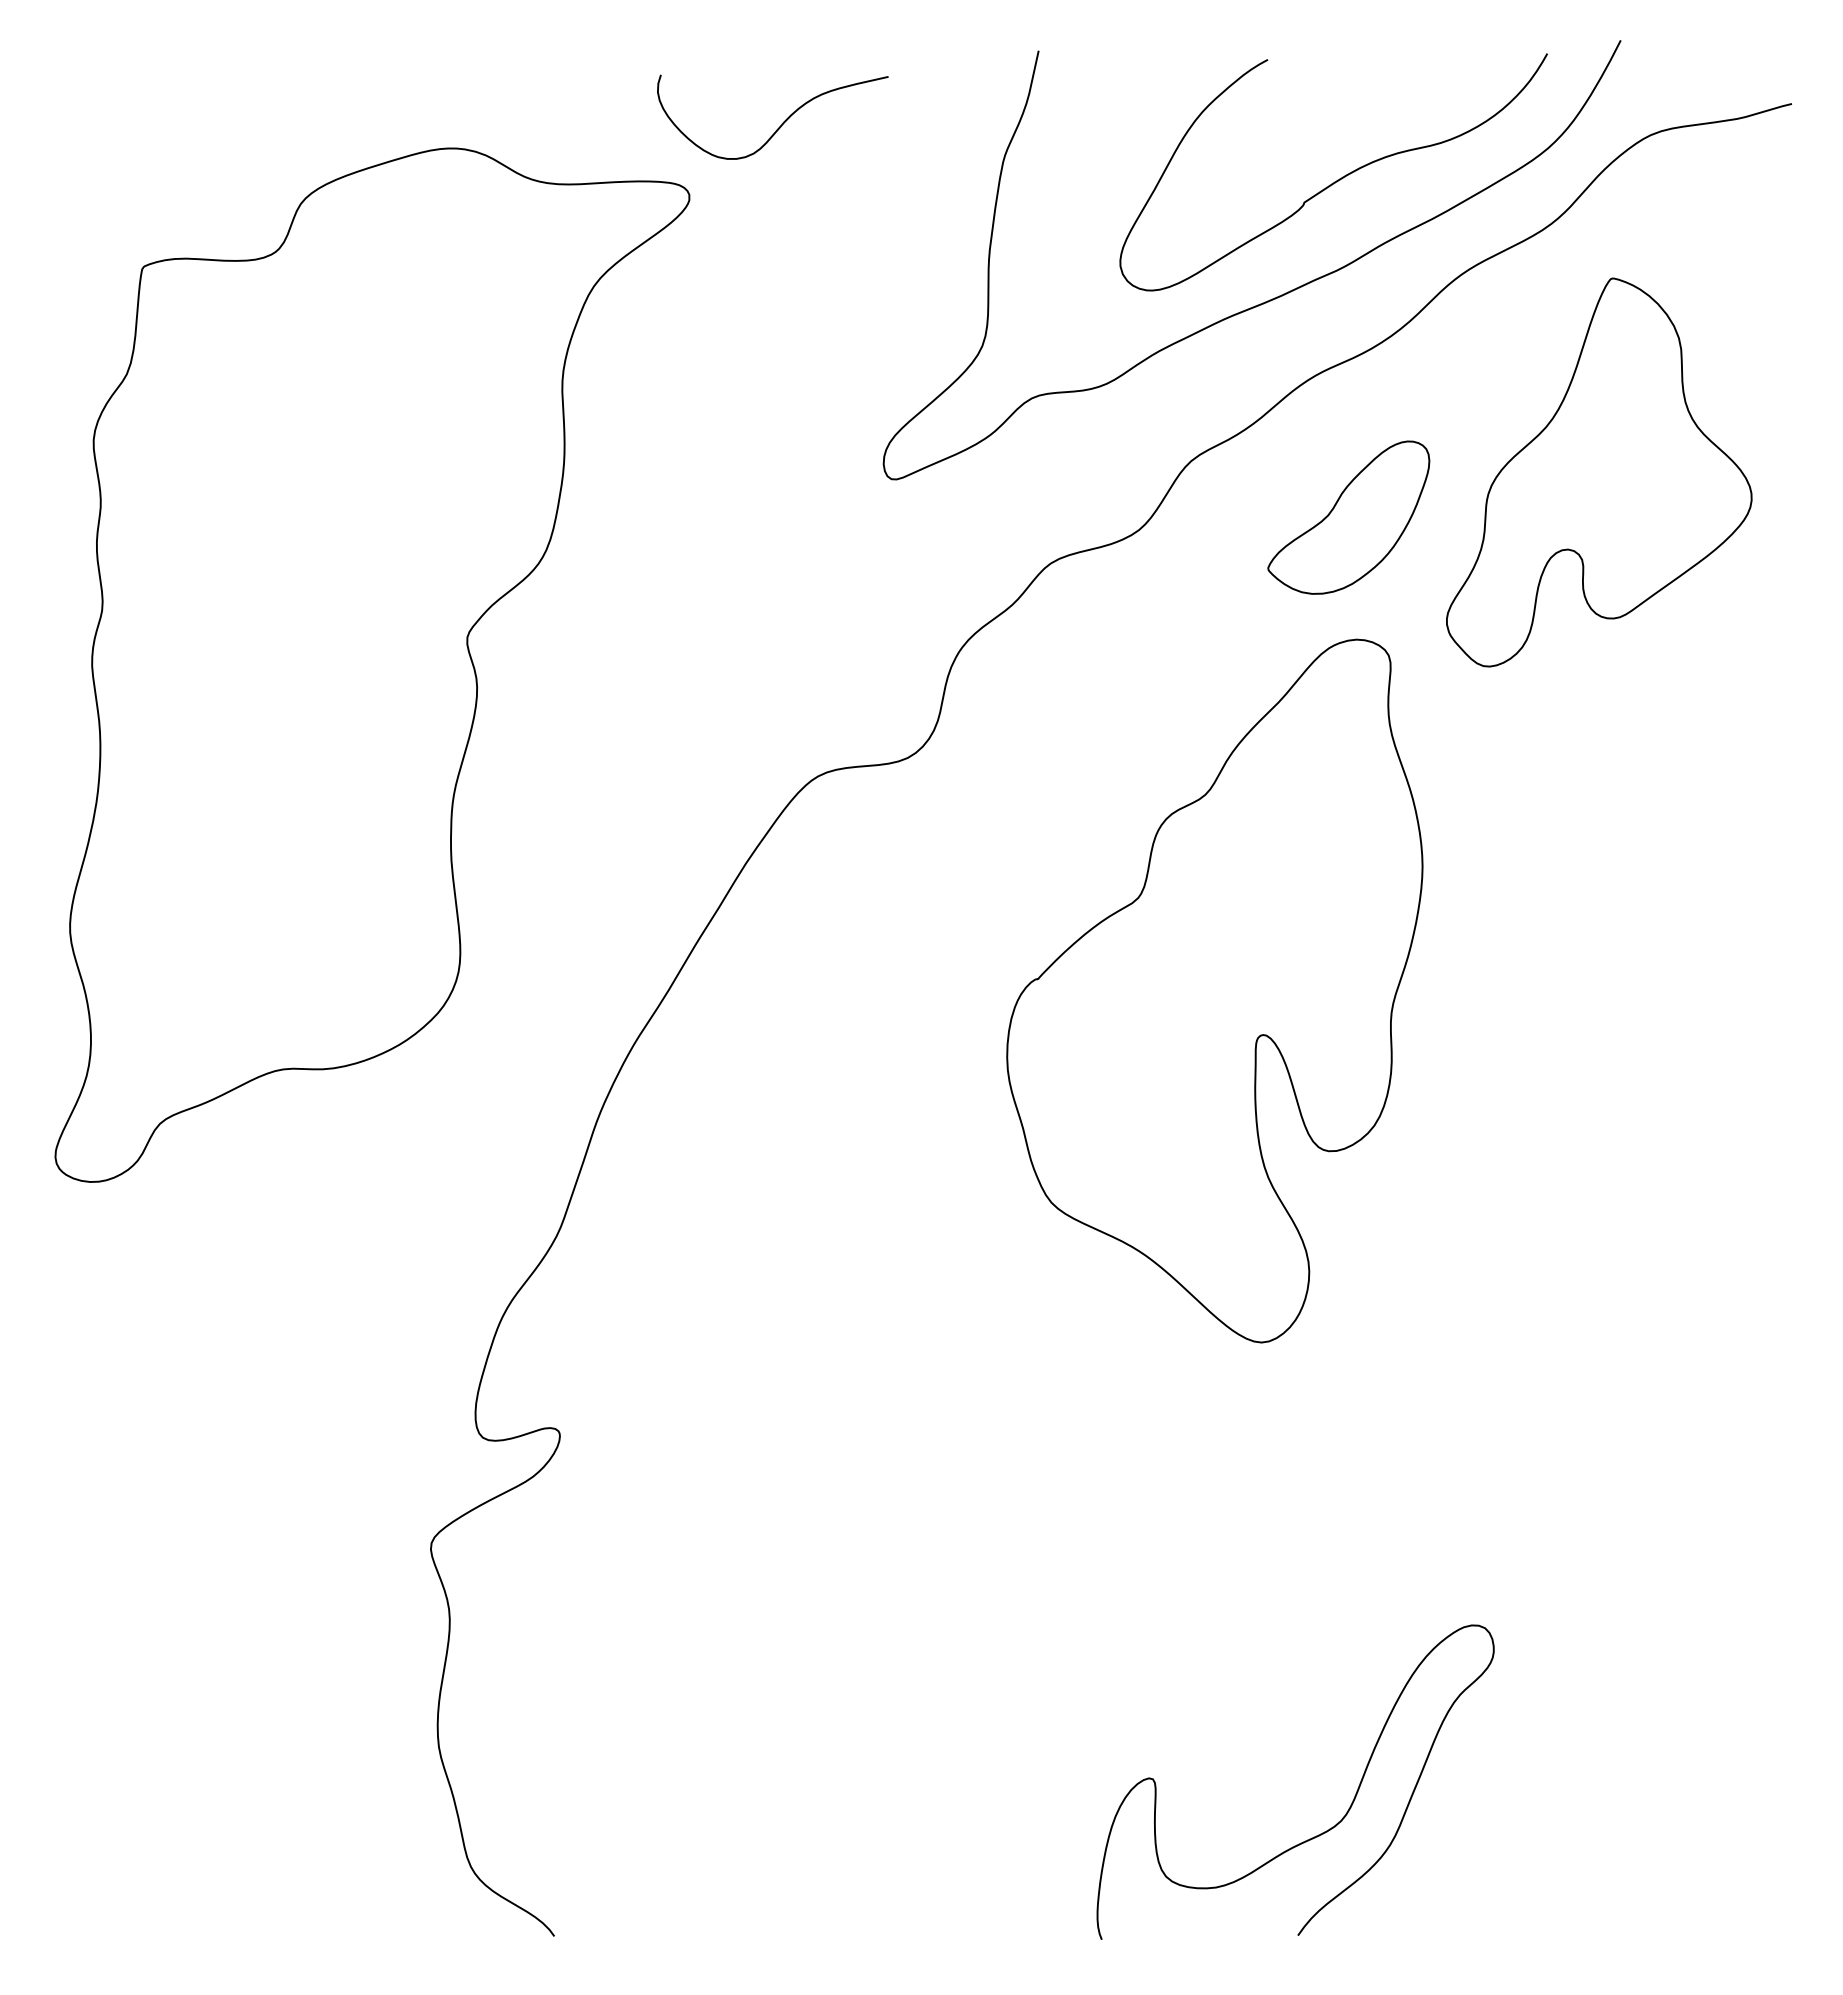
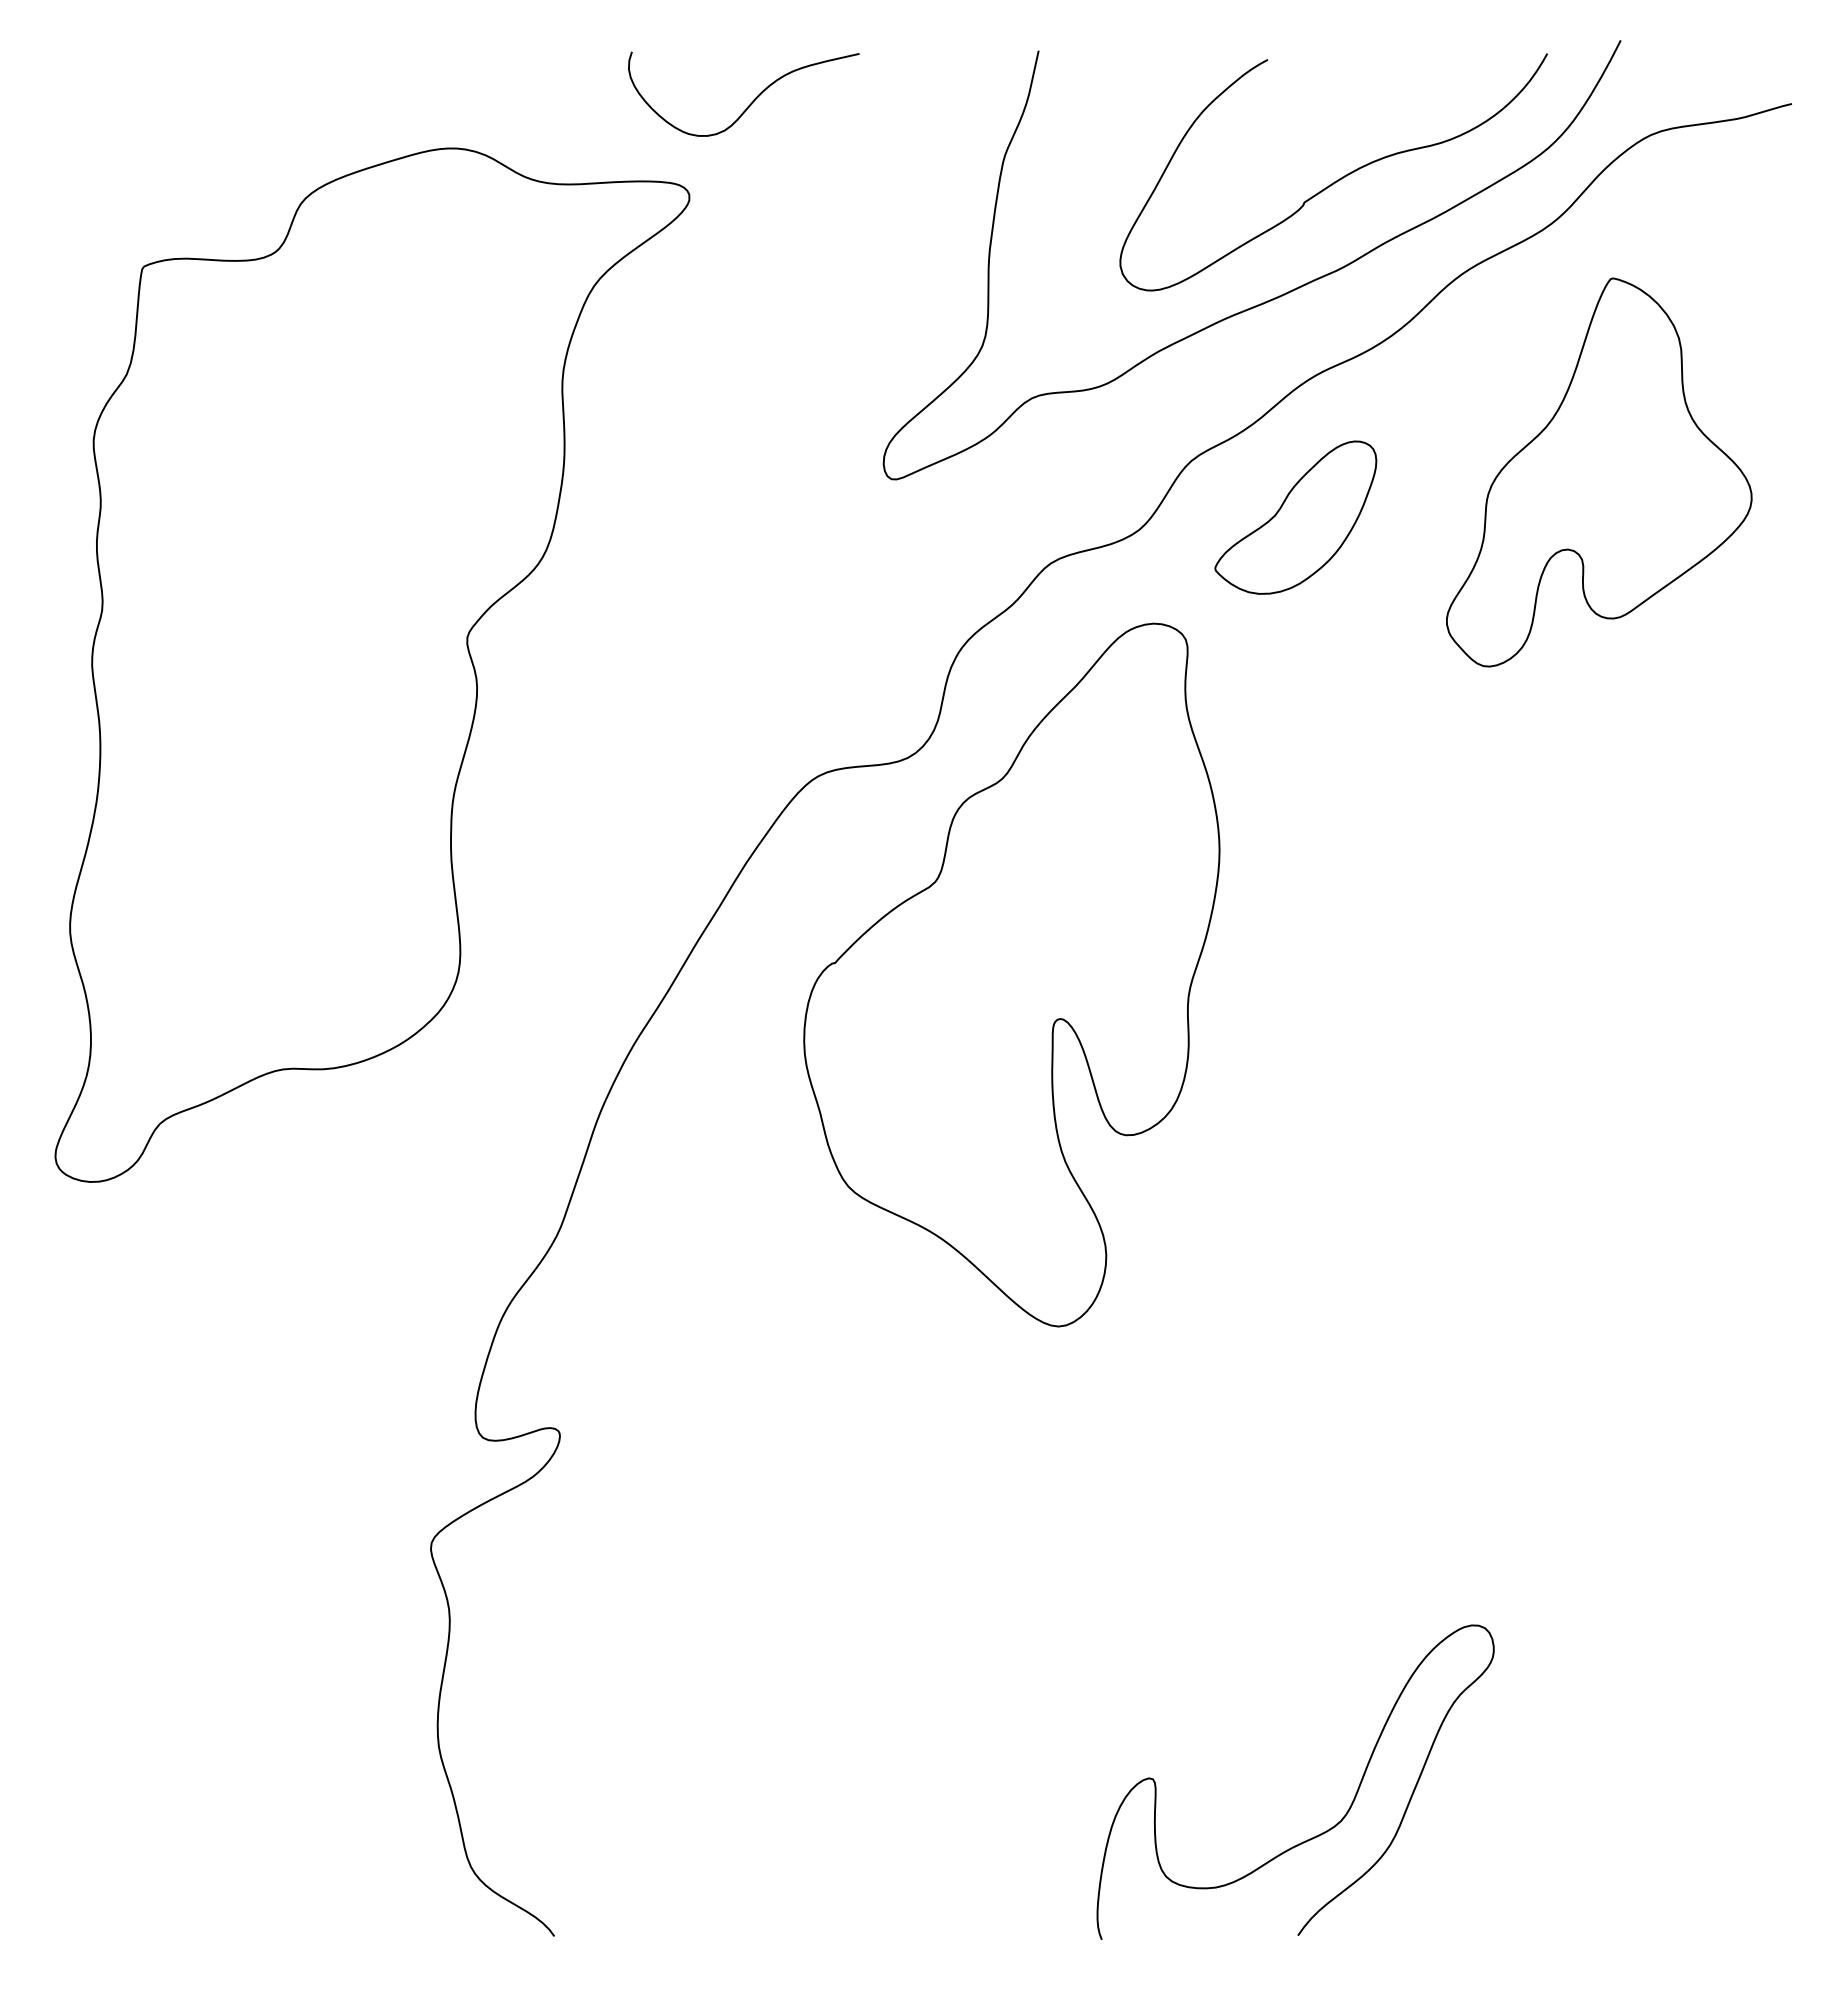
curve position: (782, 122) -> (753, 99) (753, 99)
part position: (1348, 517) -> (1295, 517) (1295, 517)
part position: (1214, 990) -> (1011, 974) (1011, 974)
